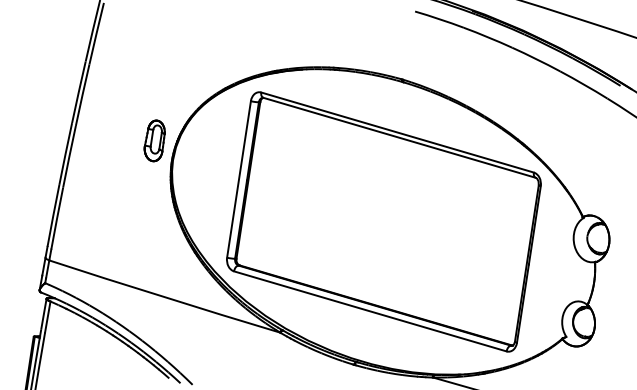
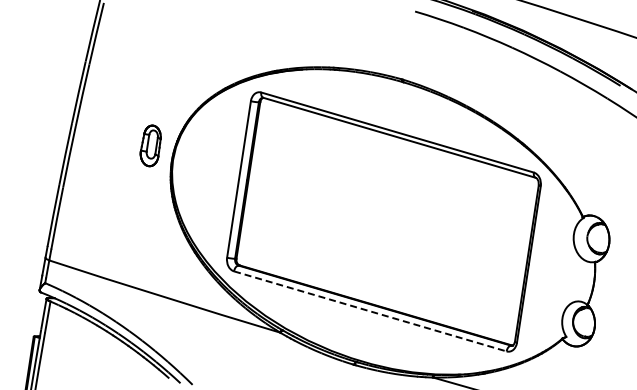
part position: (154, 140) -> (150, 145) (150, 145)
line: solid -> dashed (370, 311)
